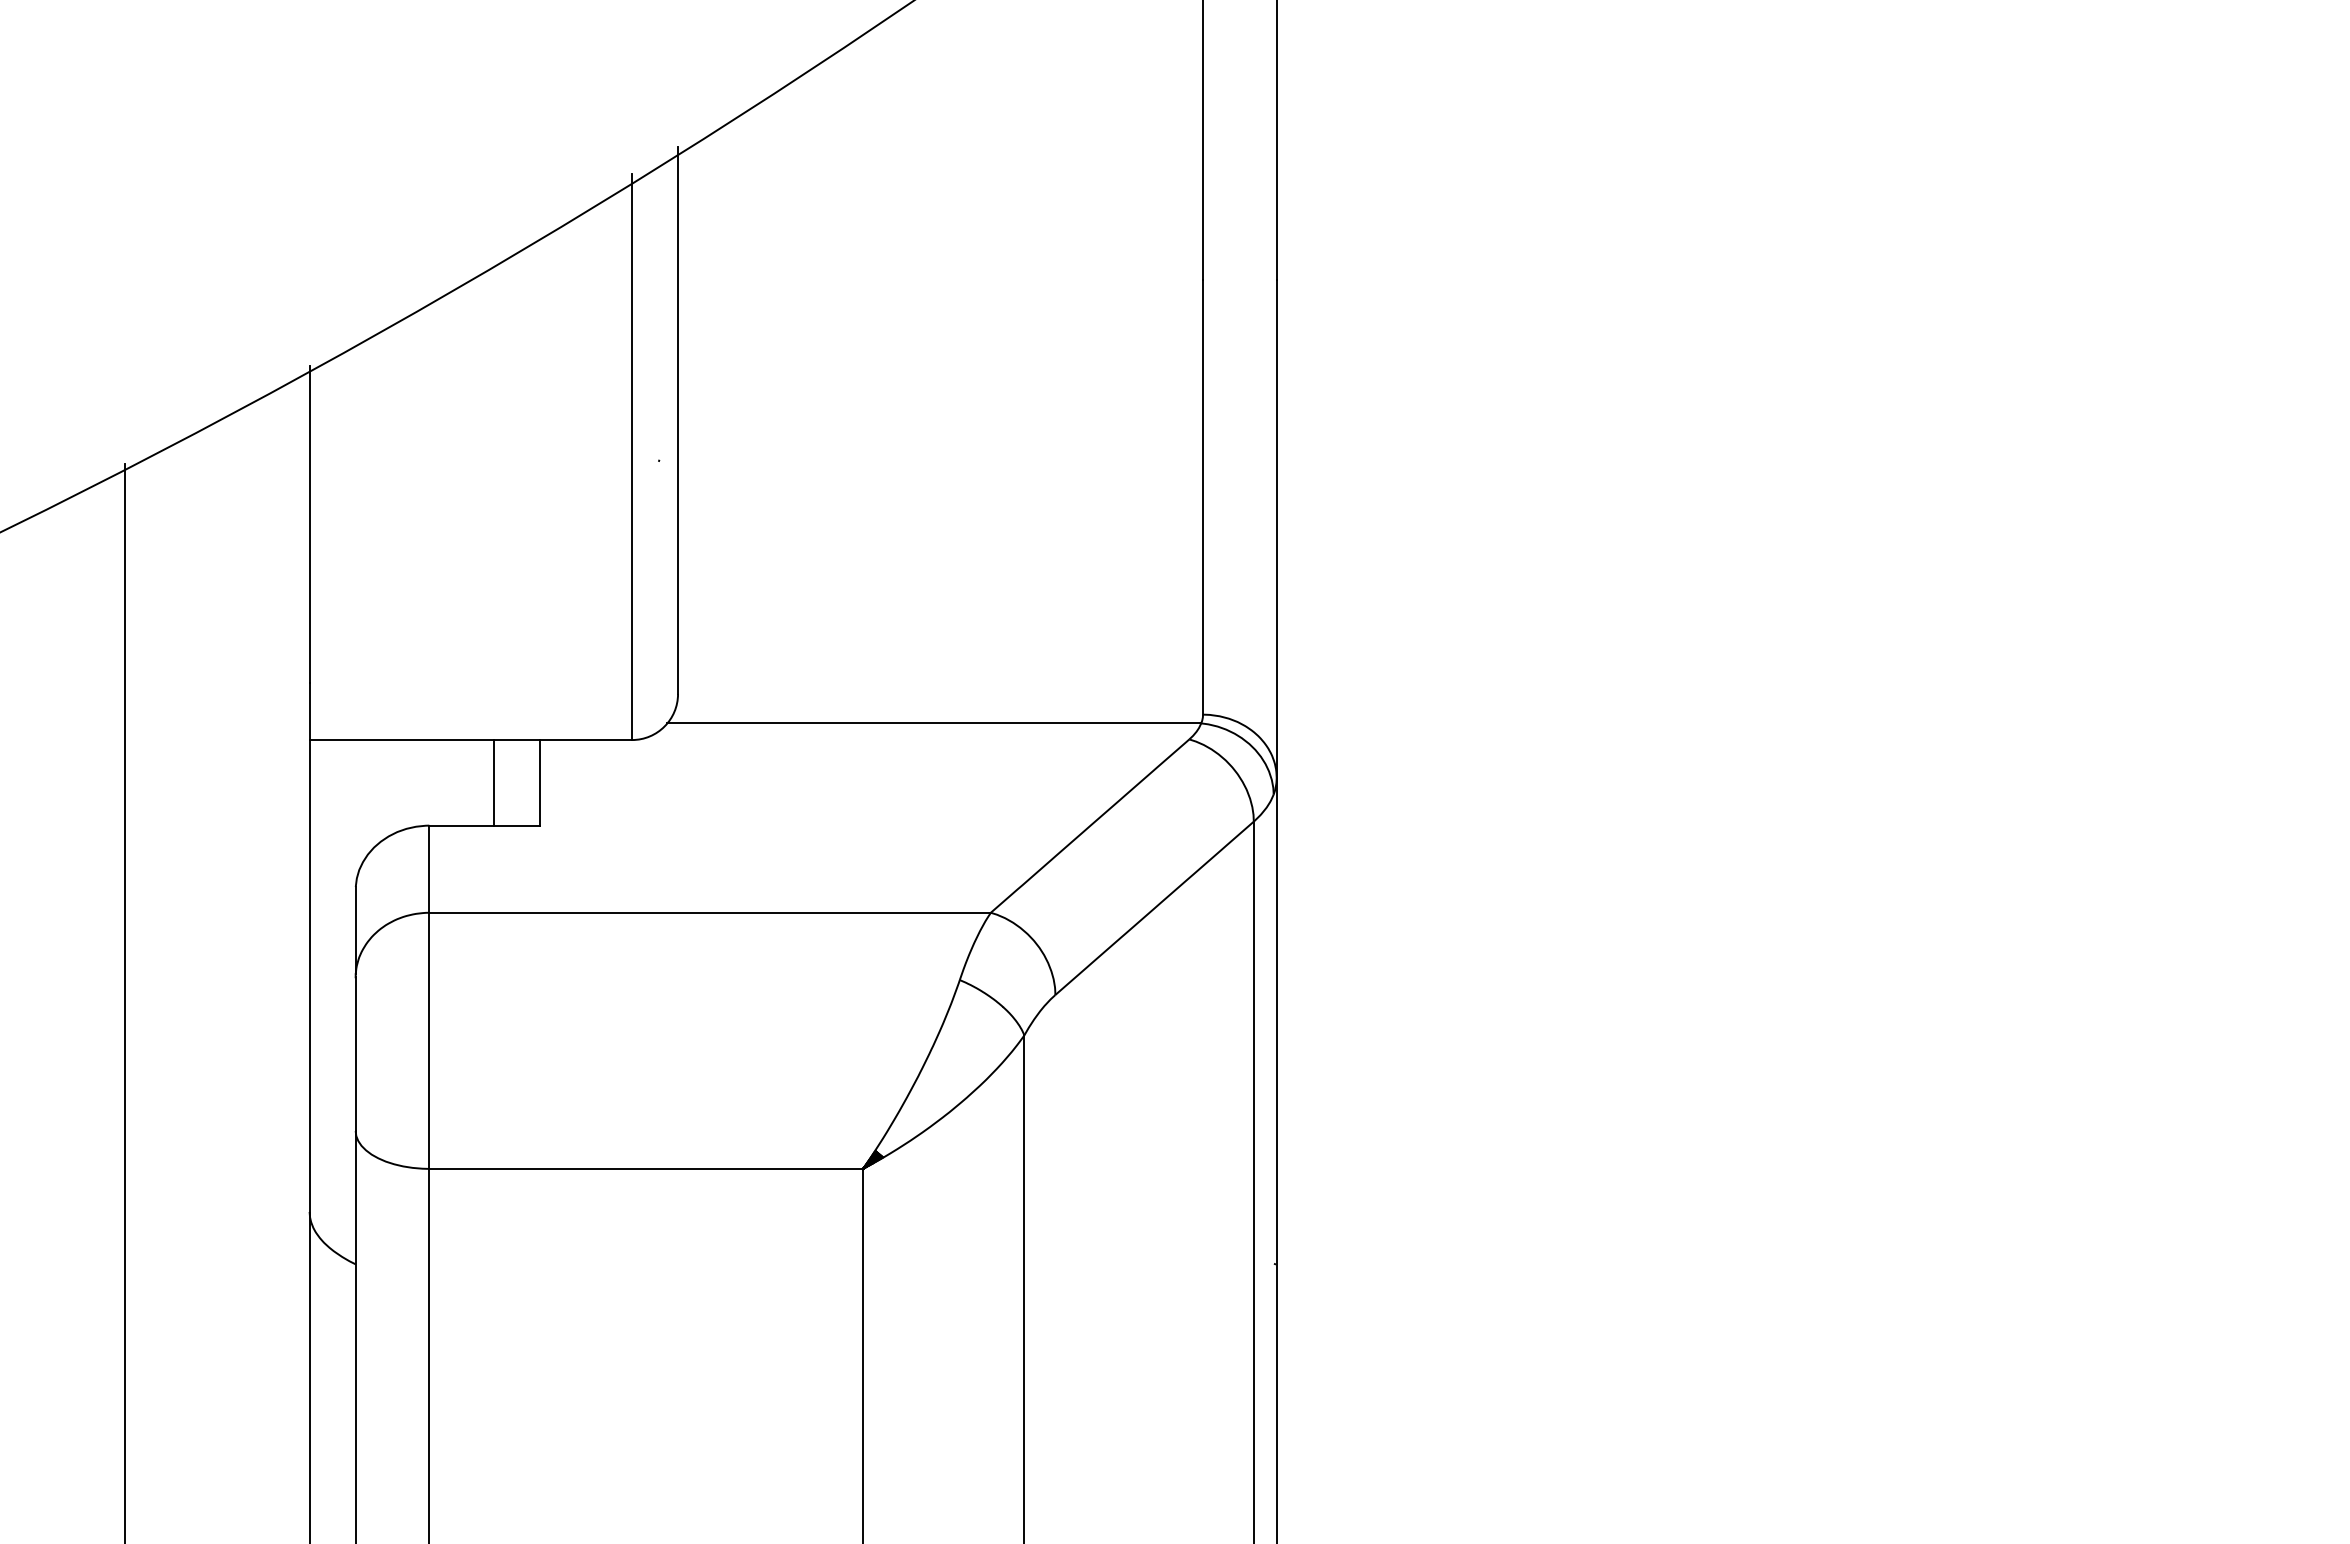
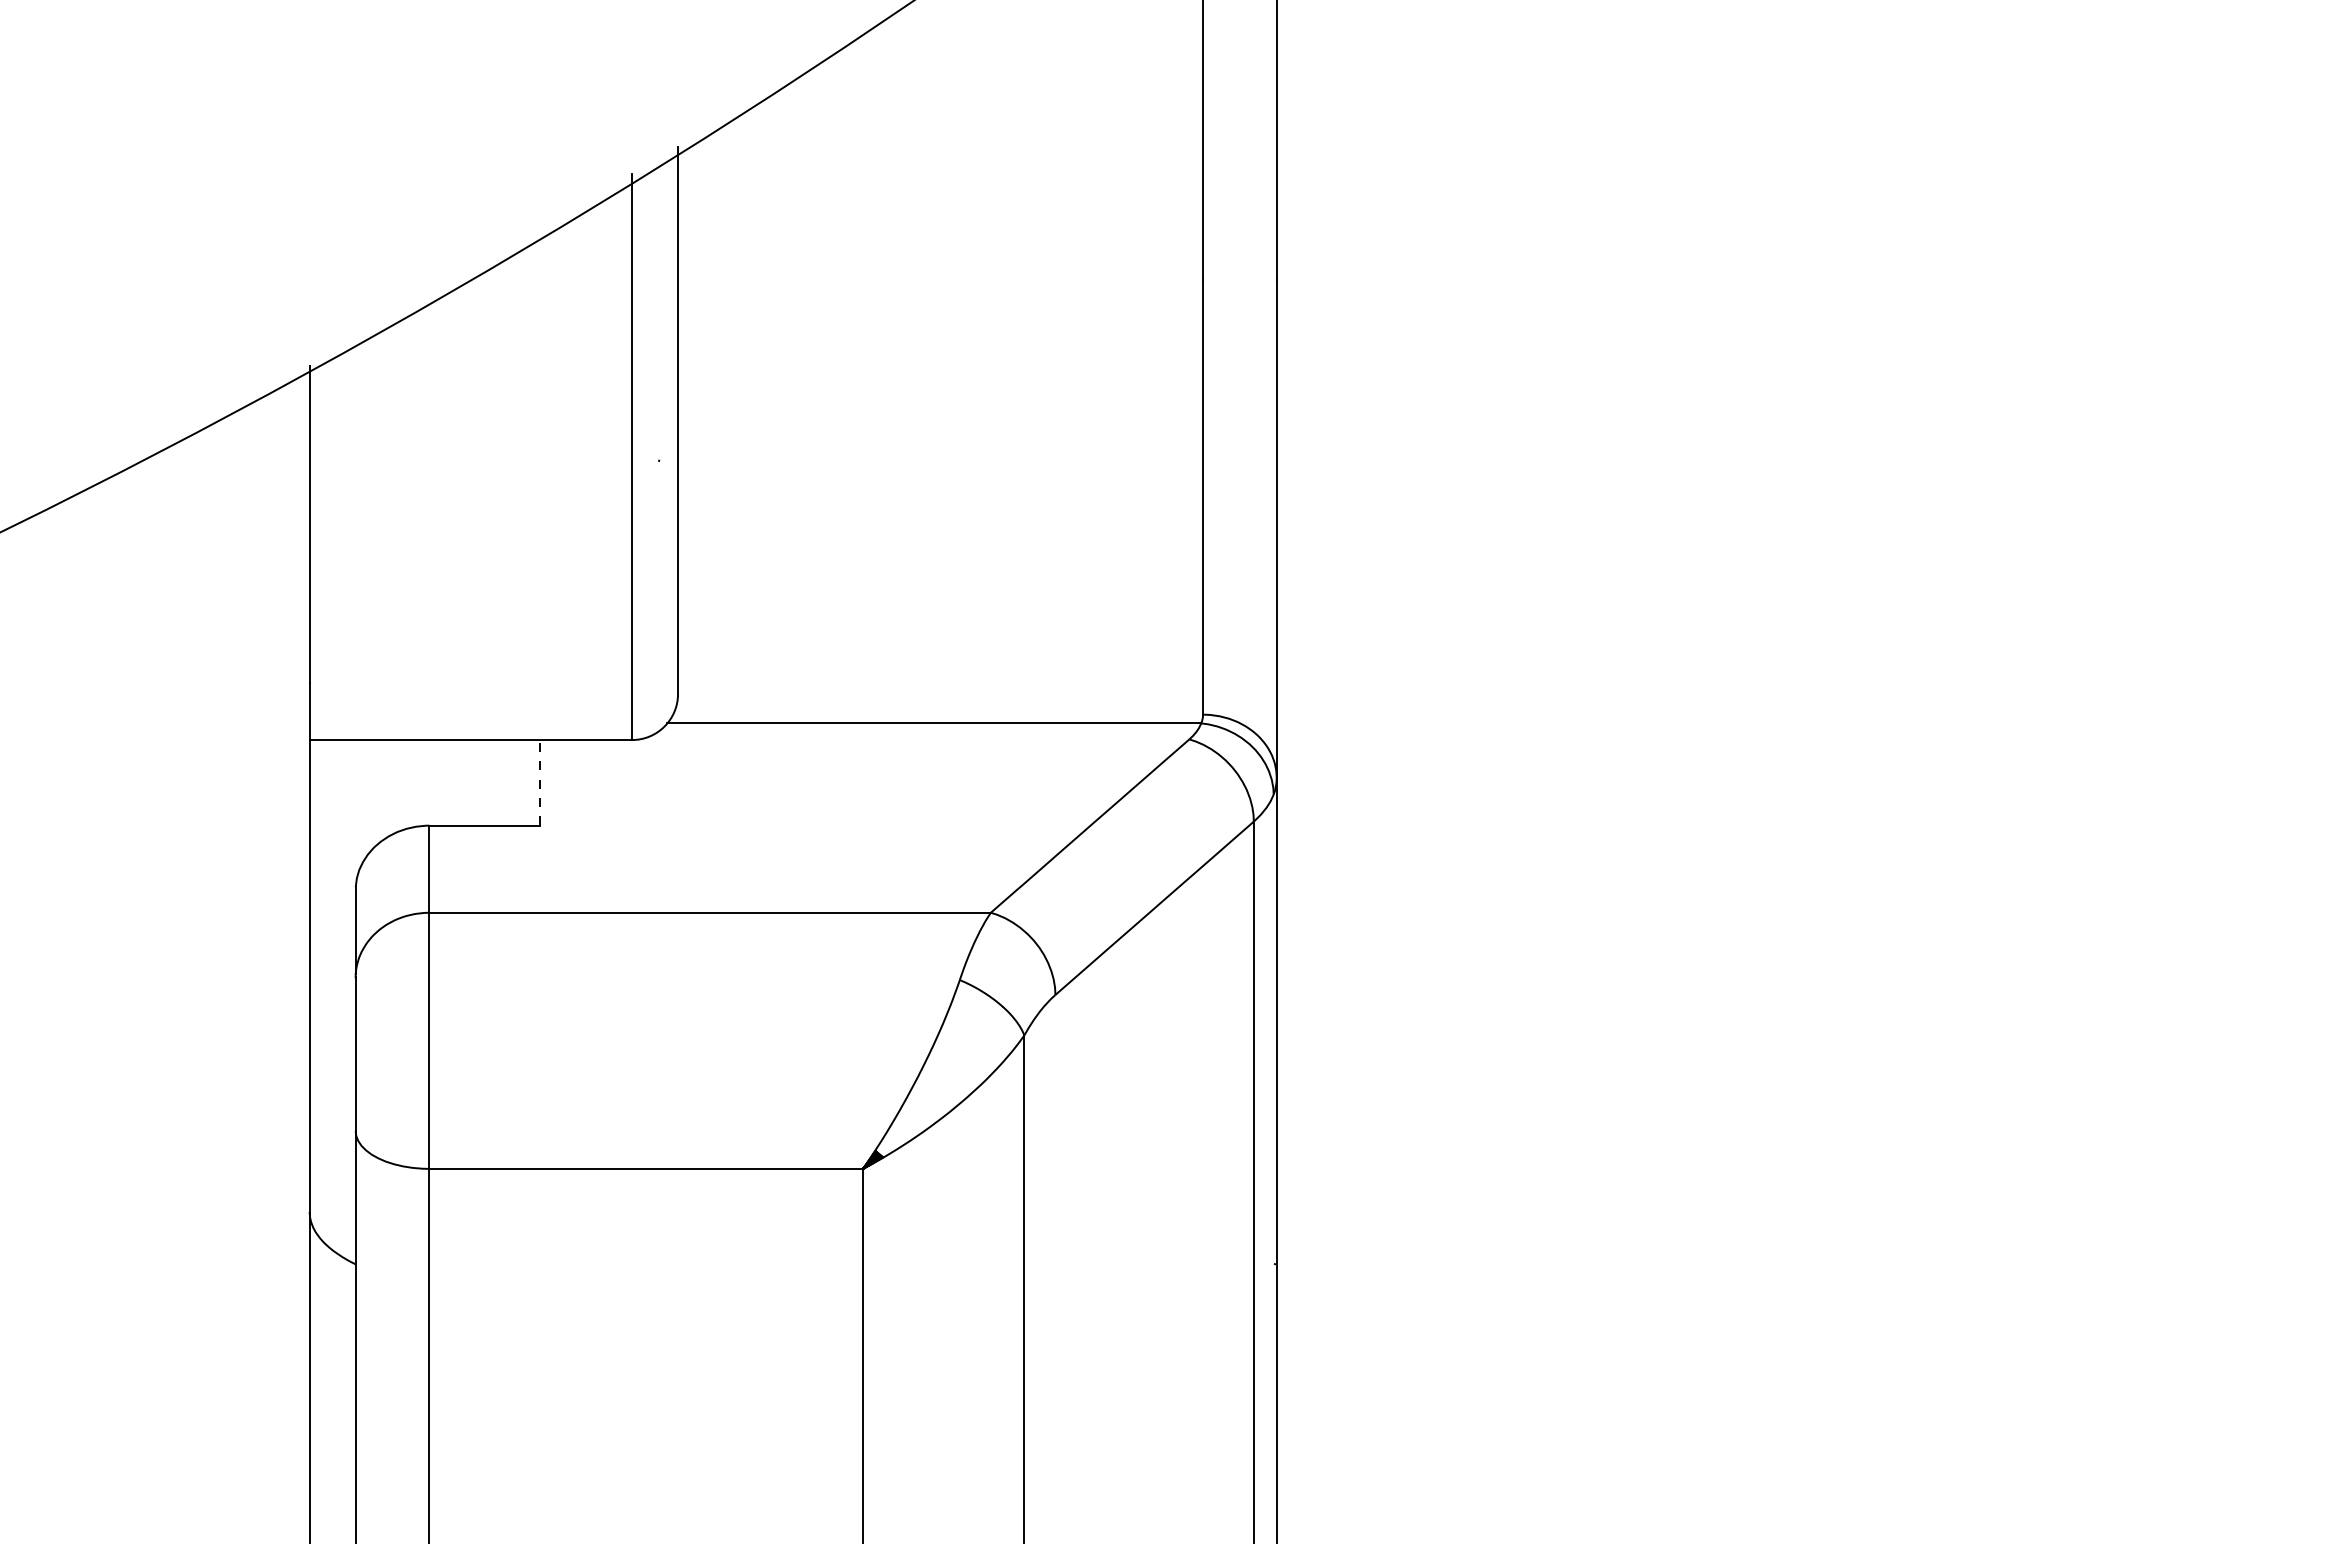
line: present -> none (493, 782)
line: solid -> dashed (539, 782)
line: present -> none (125, 1002)
